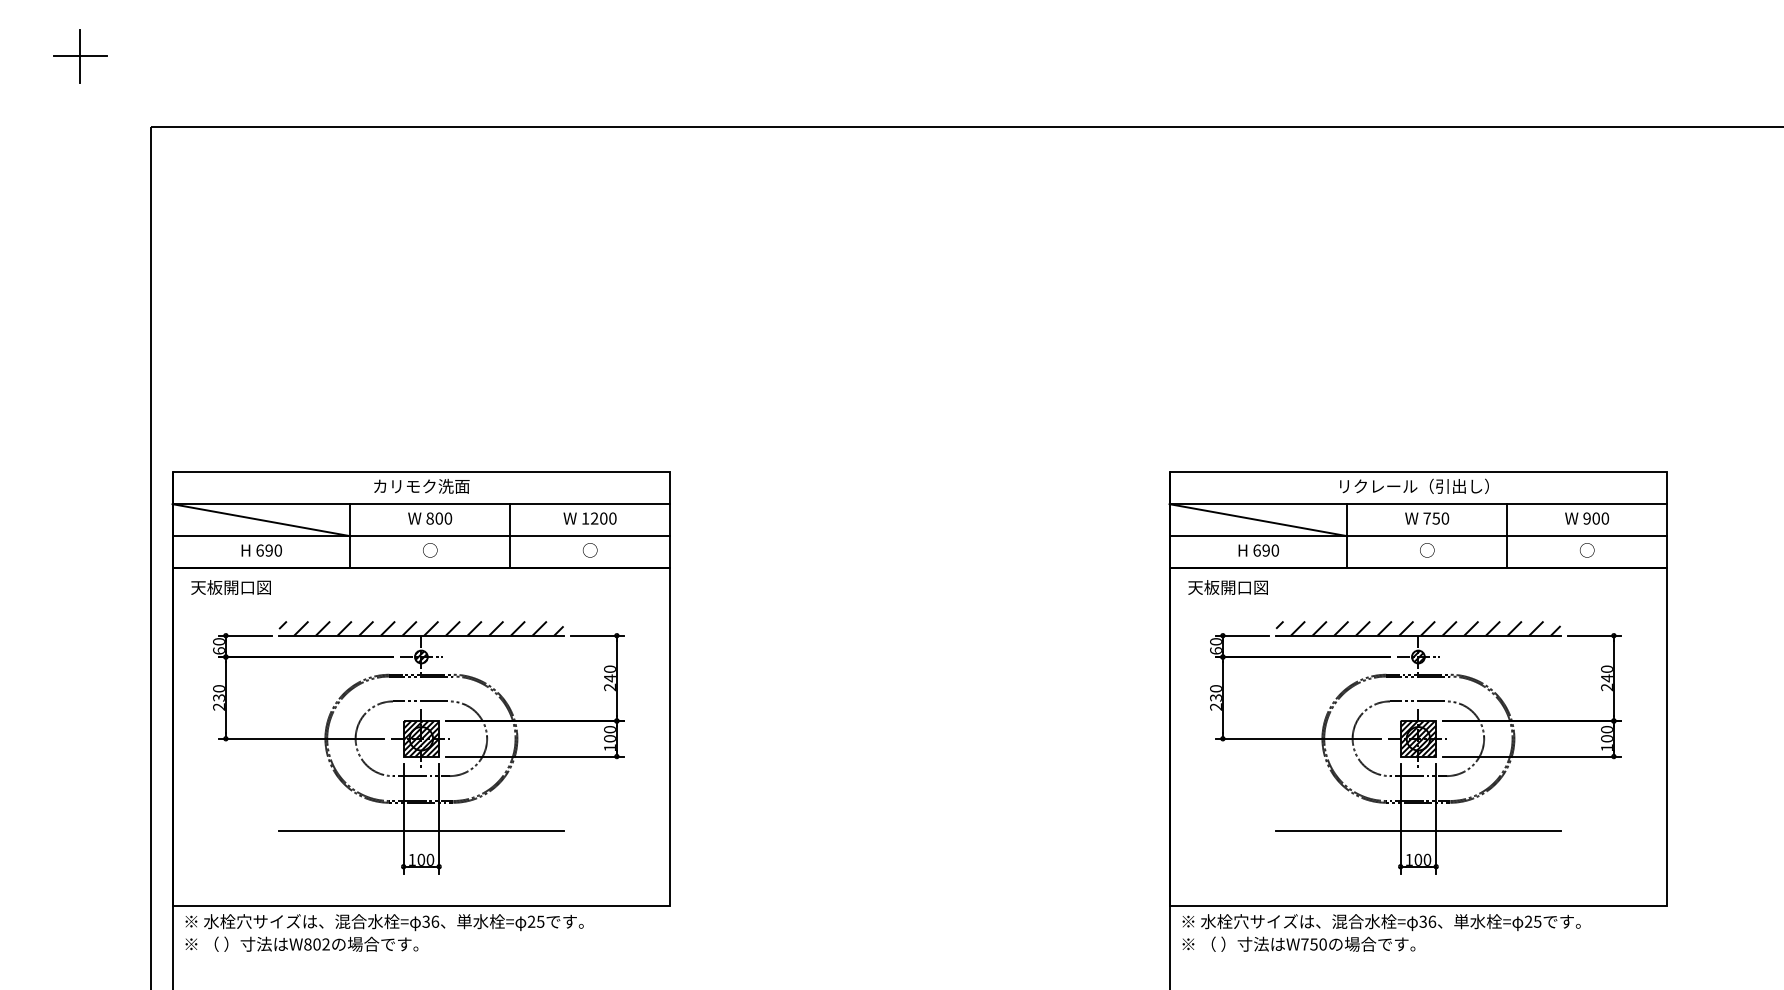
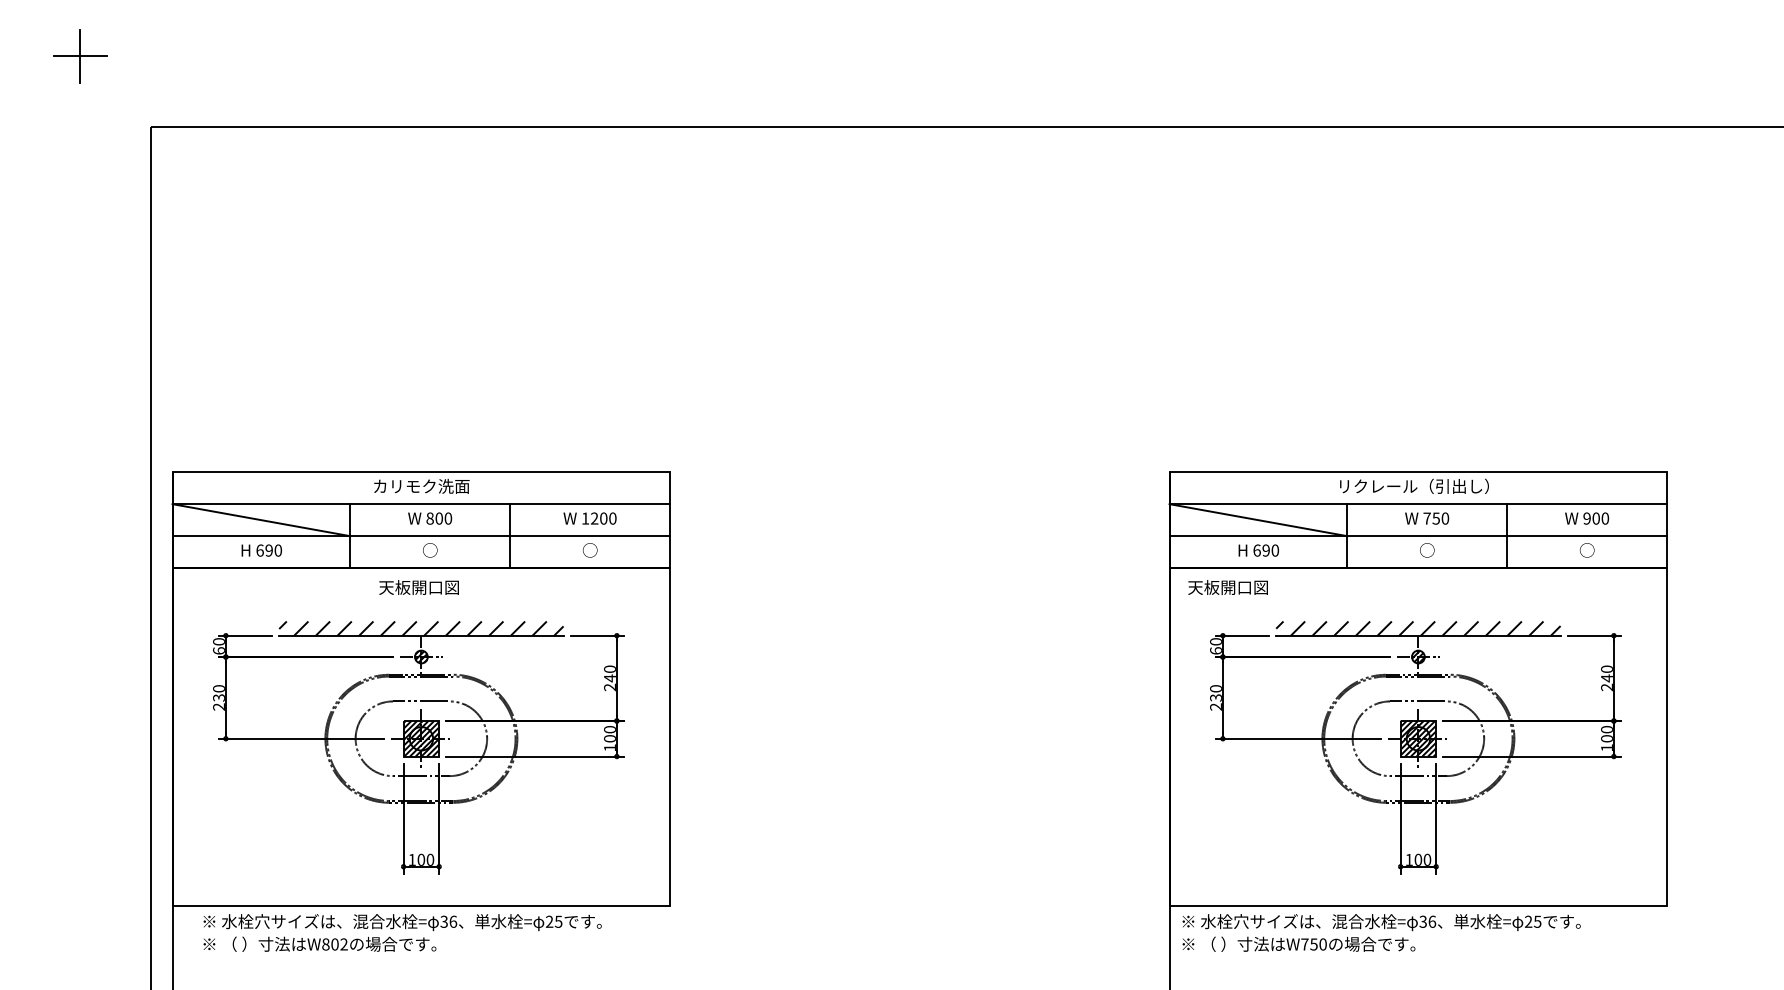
text position: (230, 587) -> (418, 587) (418, 587)
line: present -> none (421, 831)
line: present -> none (1418, 831)
text position: (384, 932) -> (402, 932) (402, 932)
